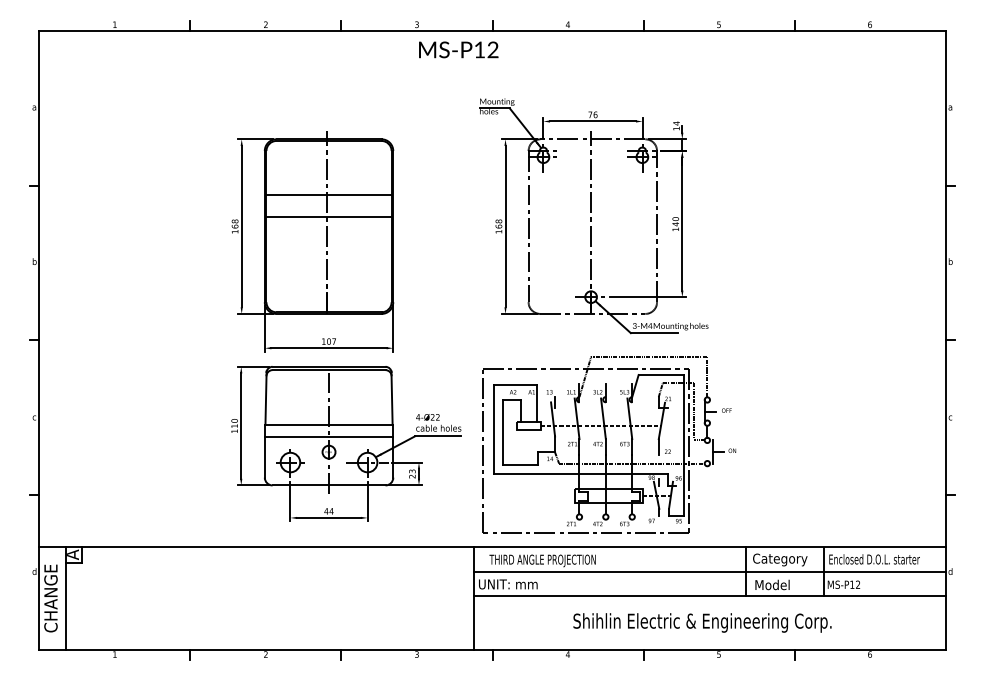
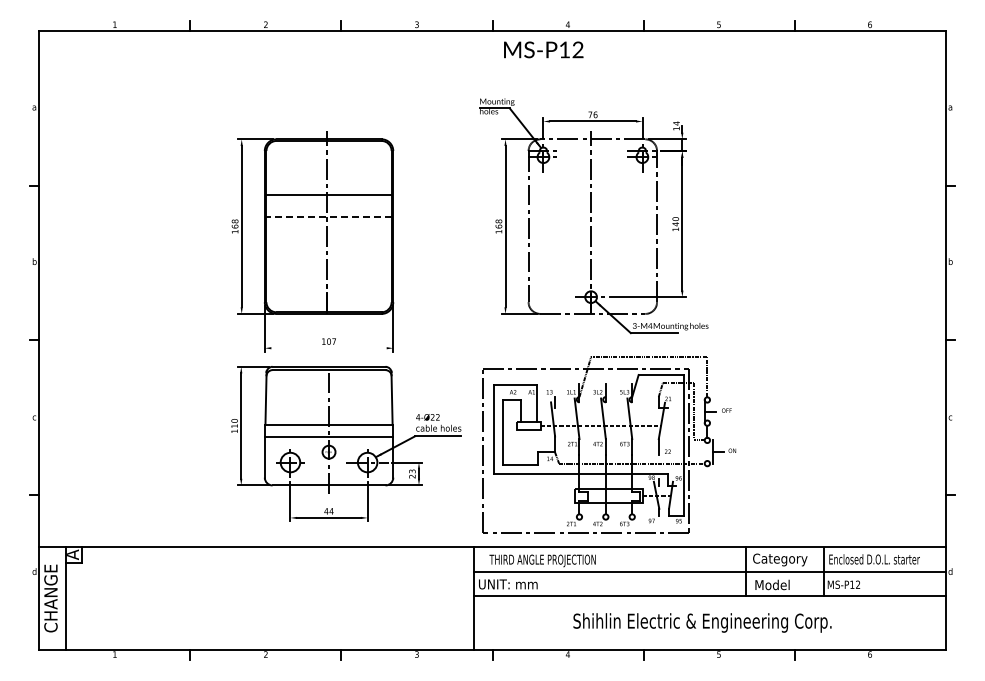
text position: (458, 49) -> (543, 49) (543, 49)
line: solid -> dashed (329, 217)
line: present -> none (328, 348)
